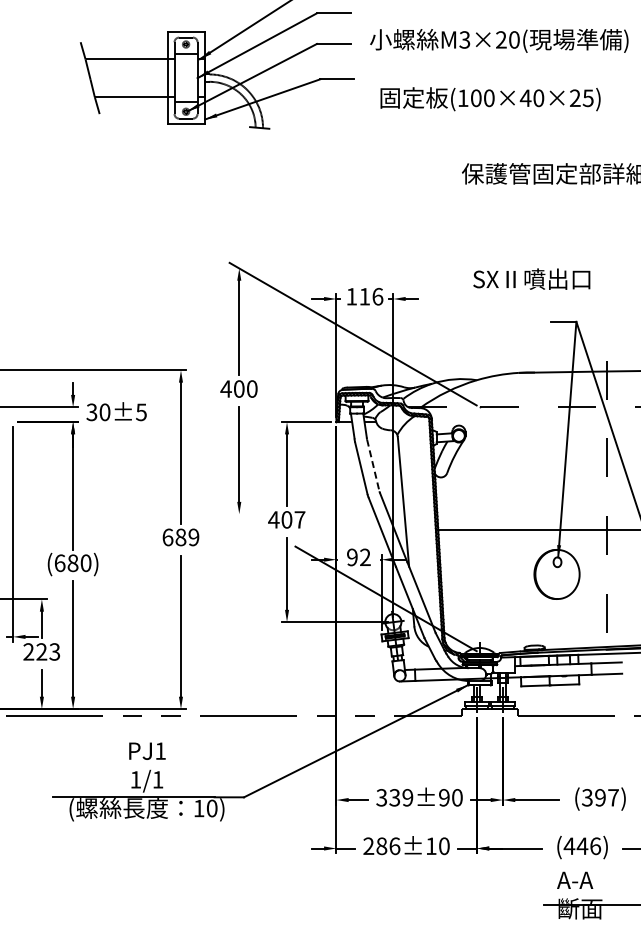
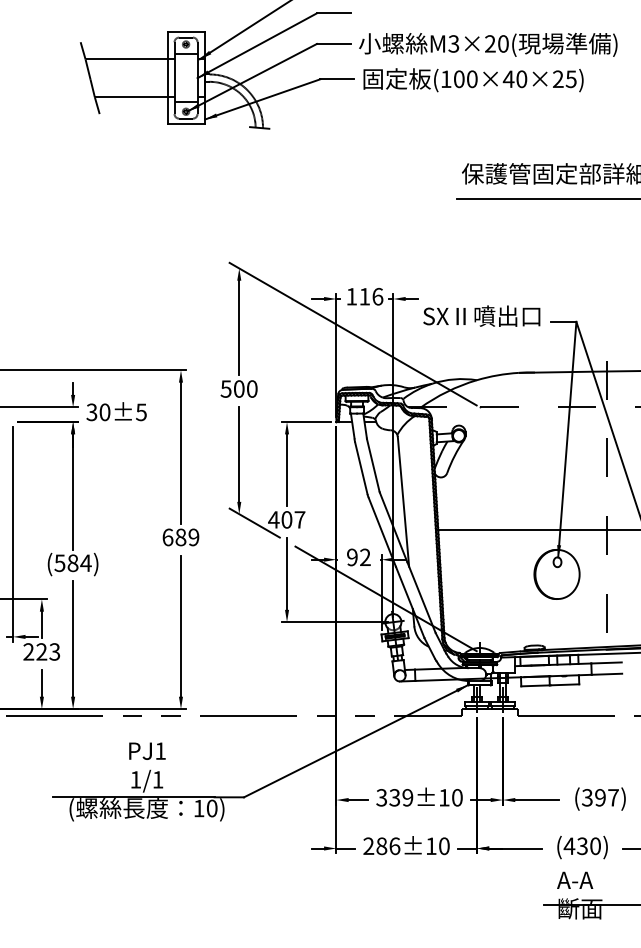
text position: (499, 40) -> (488, 44) (488, 44)
text position: (490, 99) -> (473, 80) (473, 80)
line: none -> present (546, 198)
text position: (531, 278) -> (481, 315) (481, 315)
text: 400 -> 500 (225, 388)
line: dashed -> solid (373, 465)
line: none -> present (254, 522)
text: (680) -> (584) (72, 563)
text: 339±90 -> 339±10 (444, 797)
text: (446) -> (430) (588, 846)
